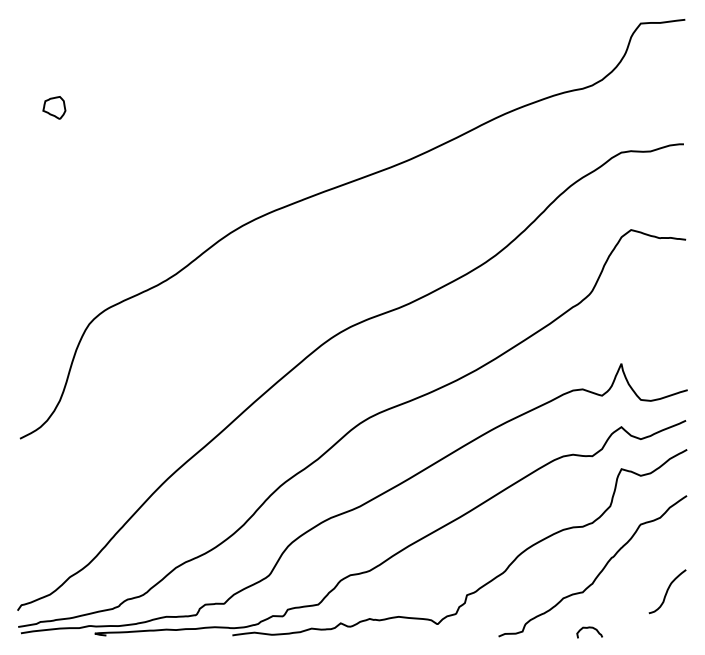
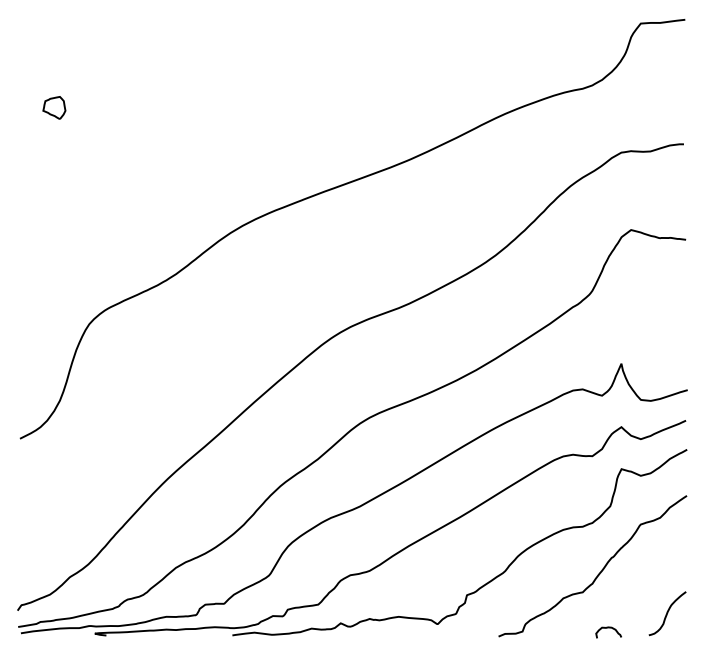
curve position: (667, 591) -> (667, 613) (667, 613)
curve position: (589, 628) -> (608, 628) (608, 628)
